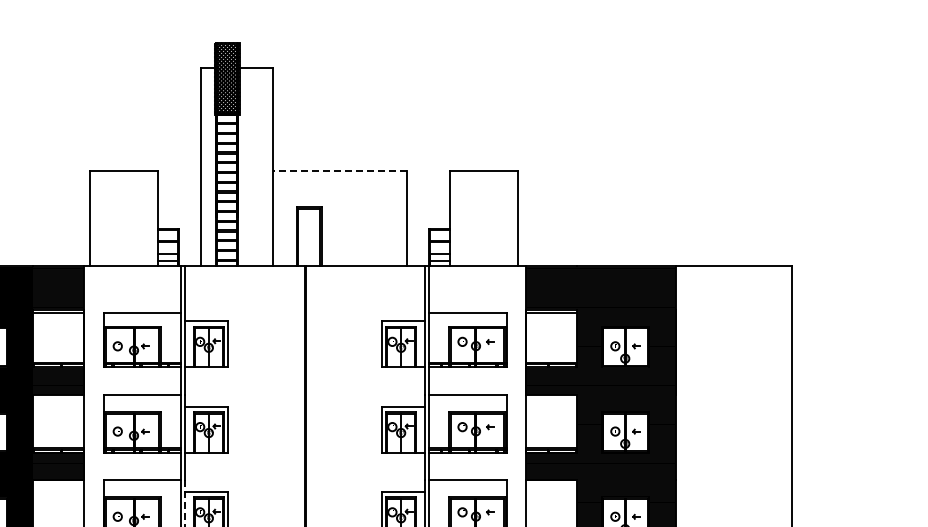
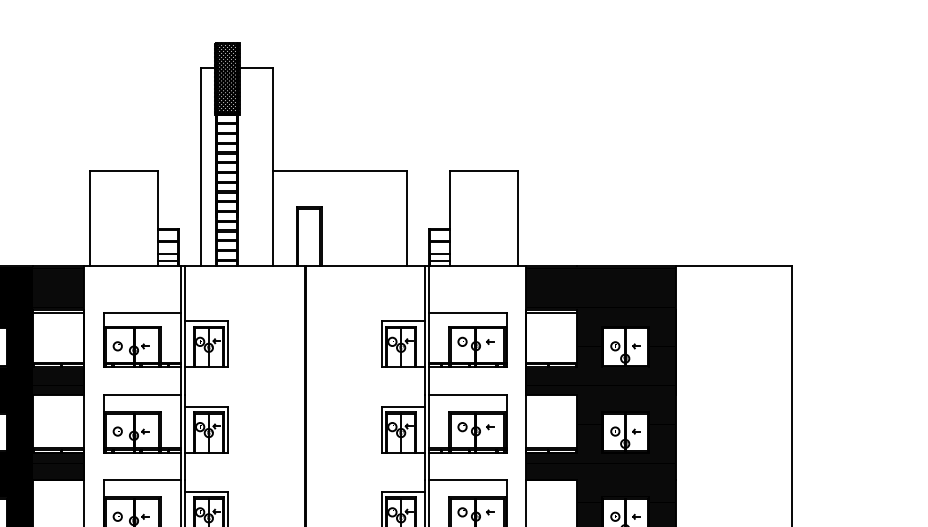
line: dashed -> solid (340, 171)
line: dashed -> solid (185, 504)
